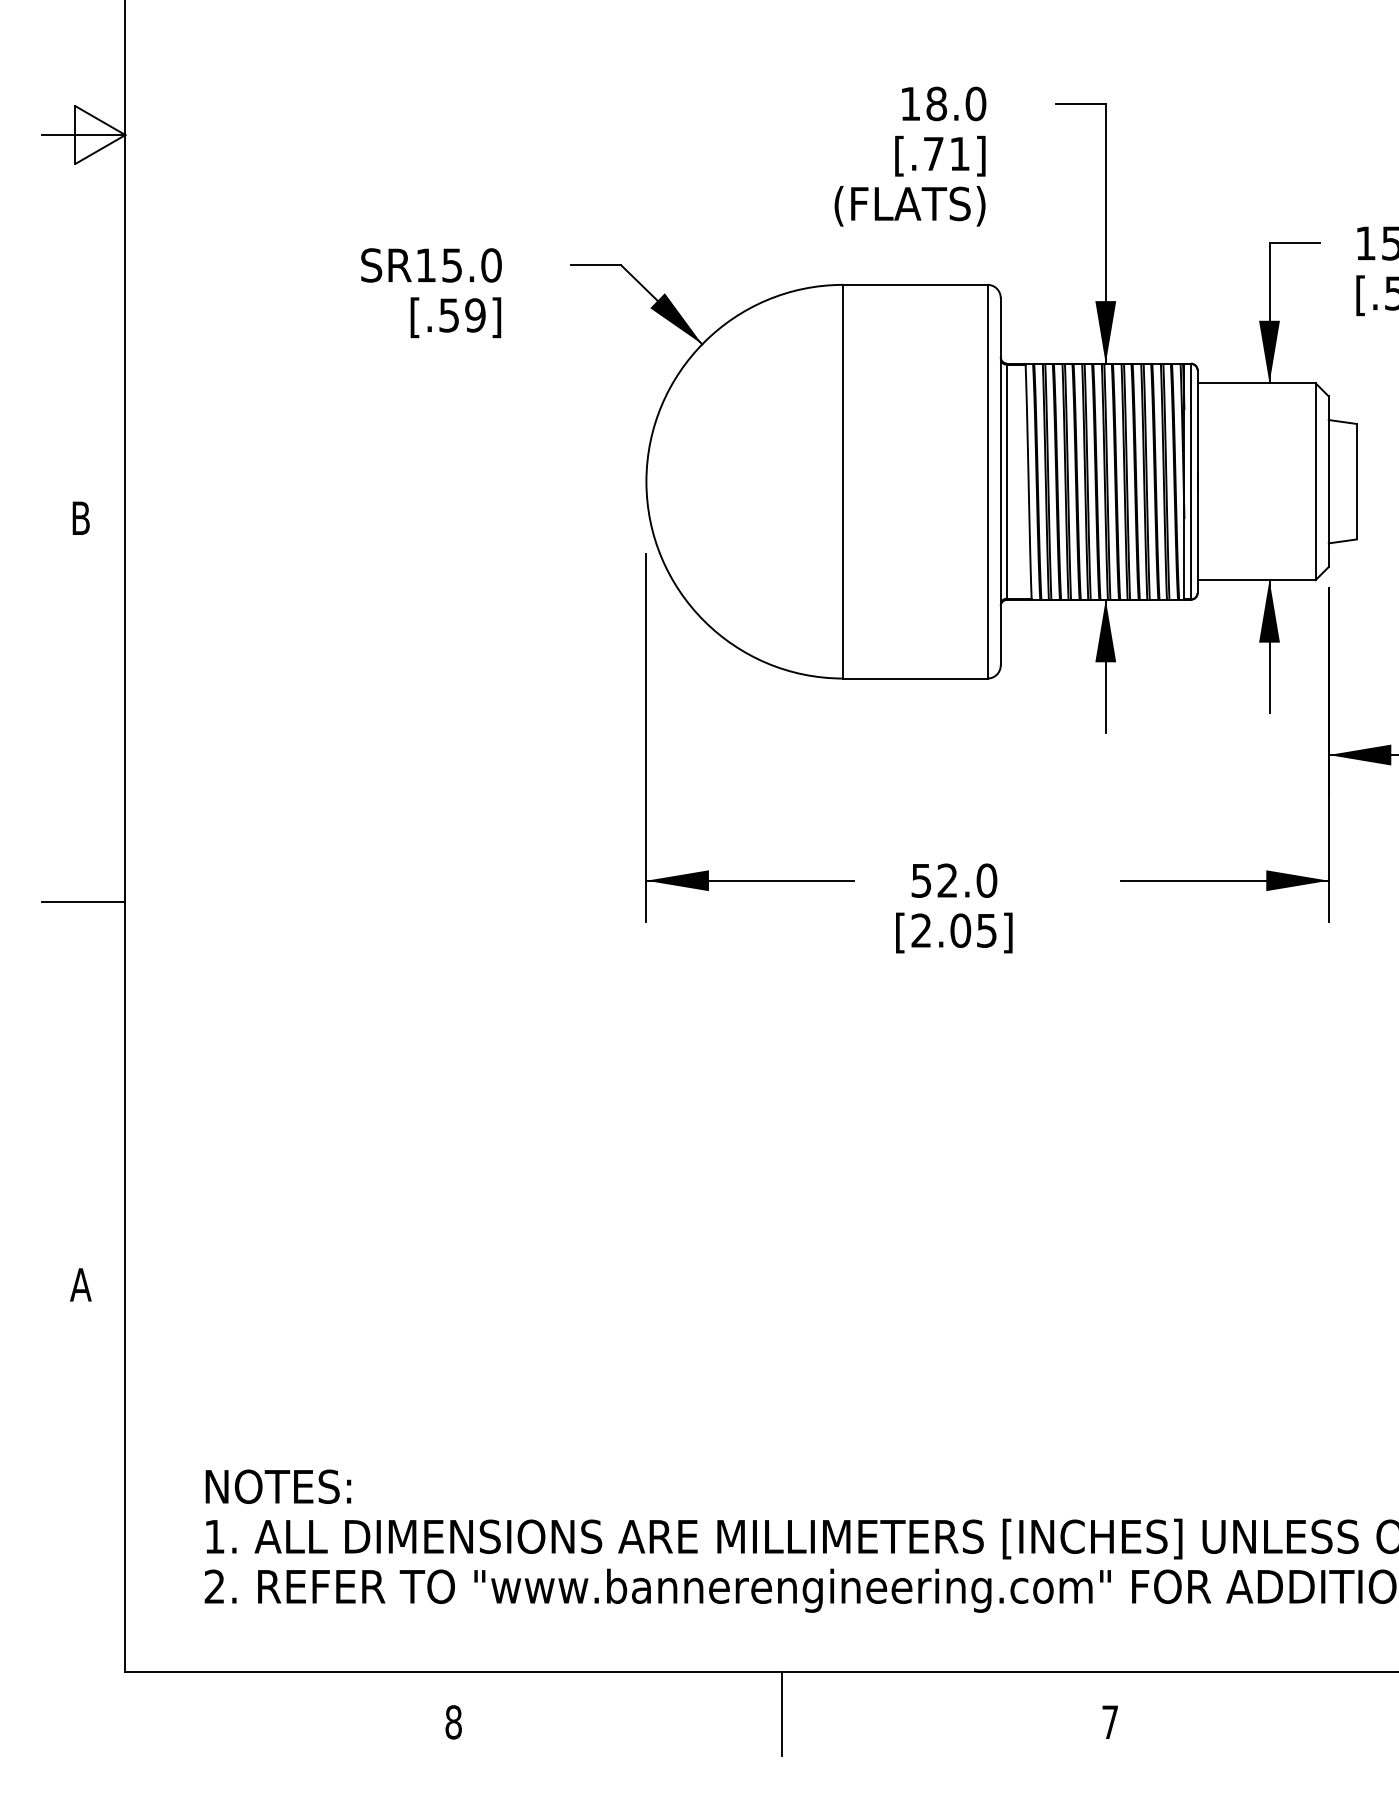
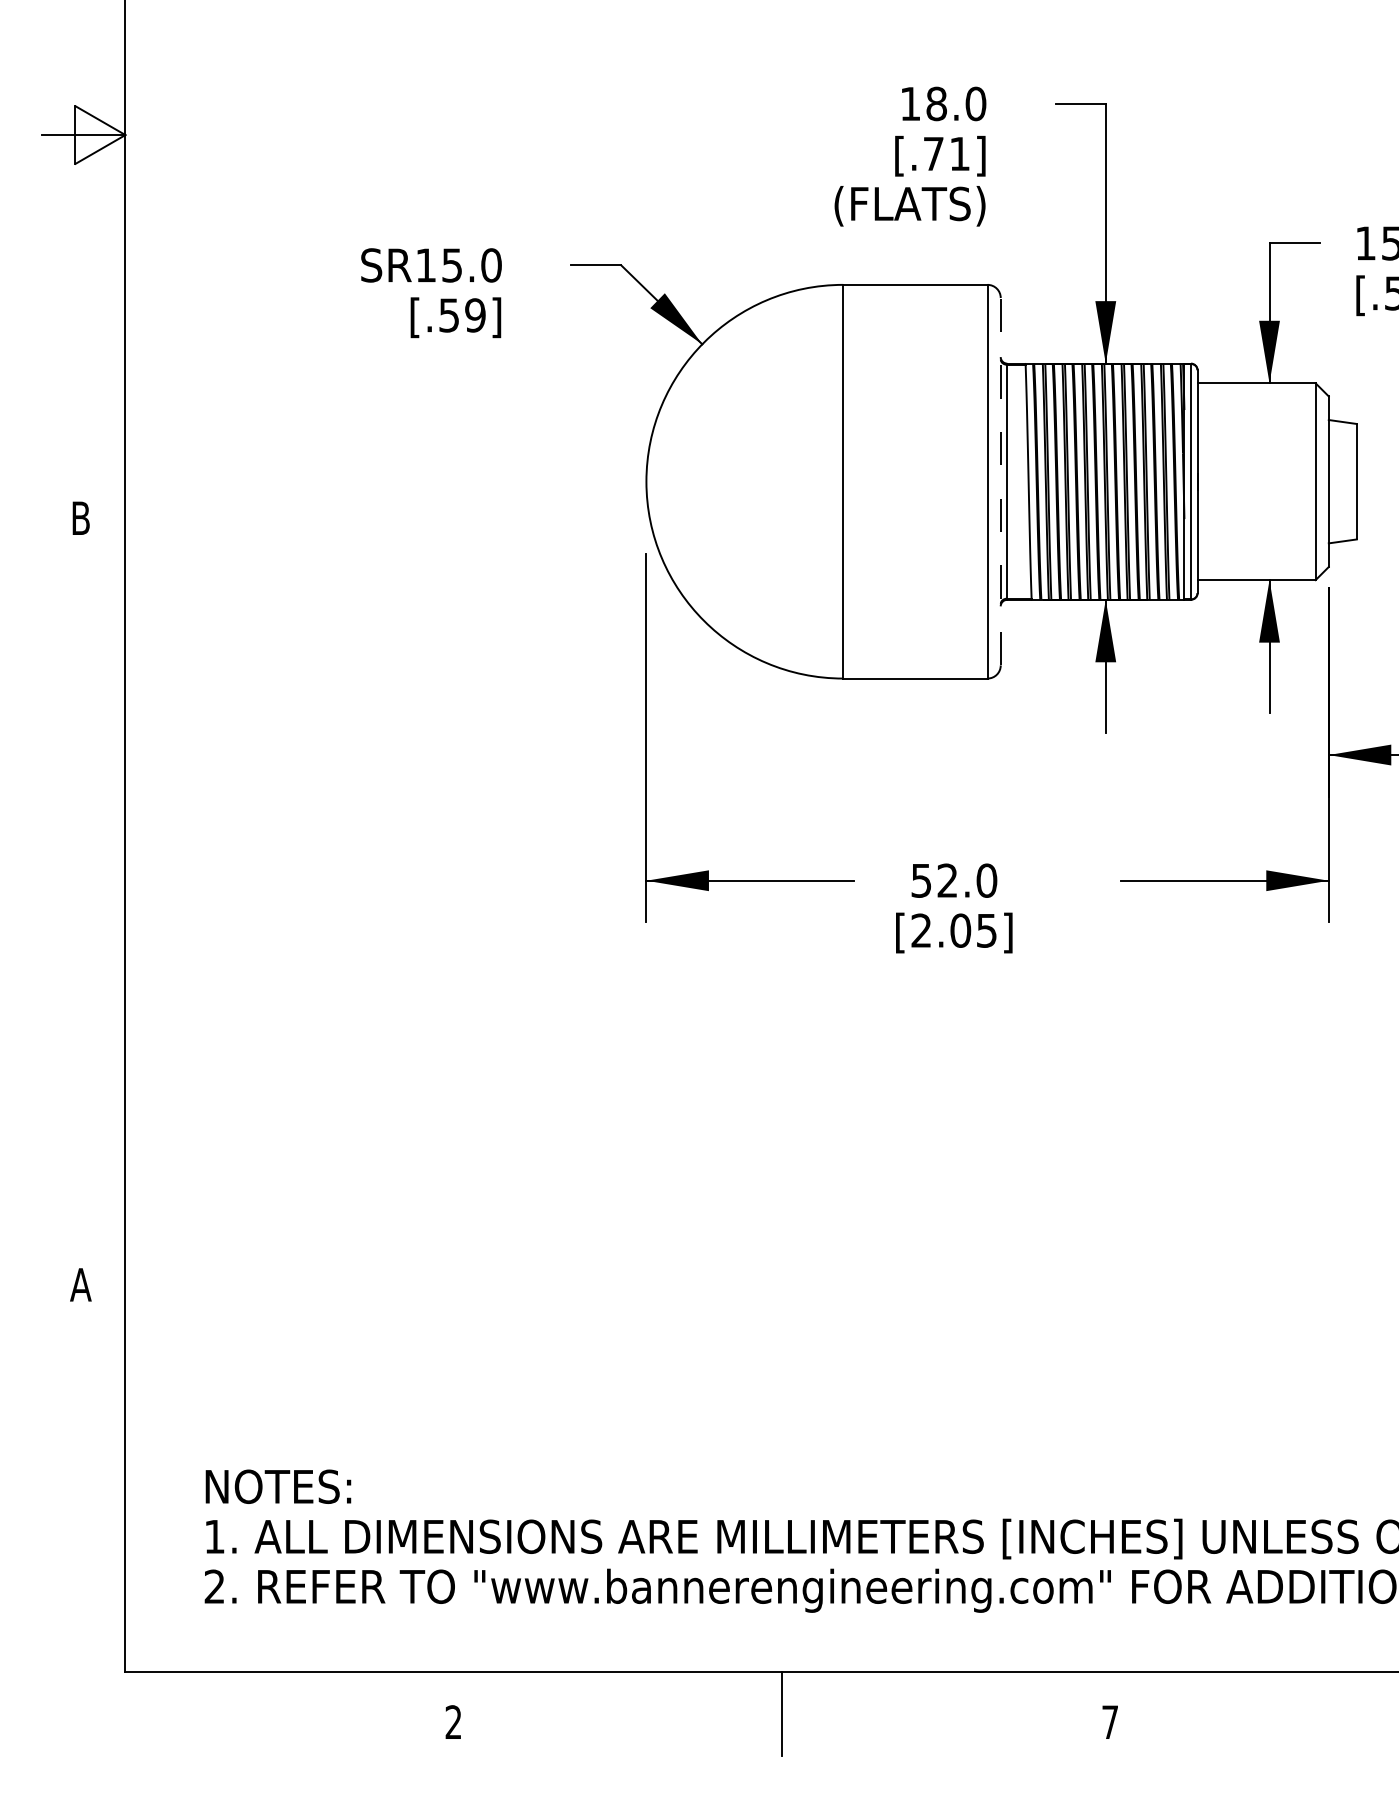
line: solid -> dashed (1000, 481)
line: present -> none (83, 901)
text: 8 -> 2 (453, 1722)
